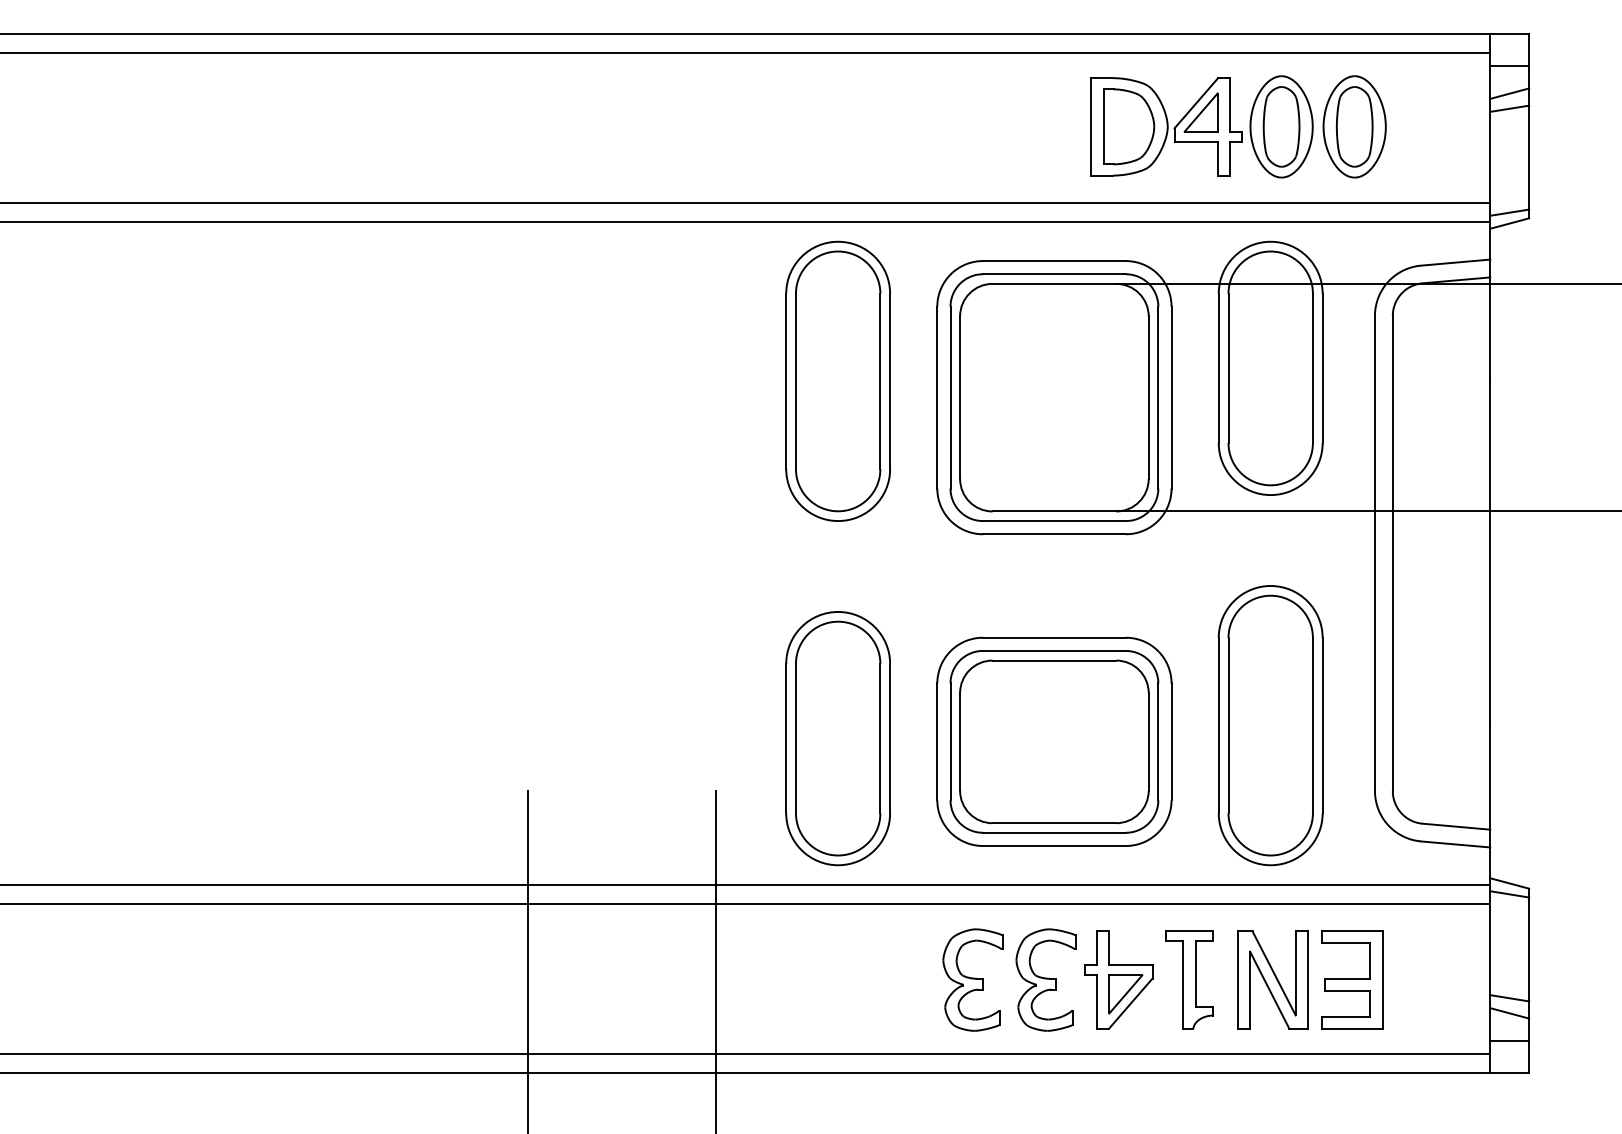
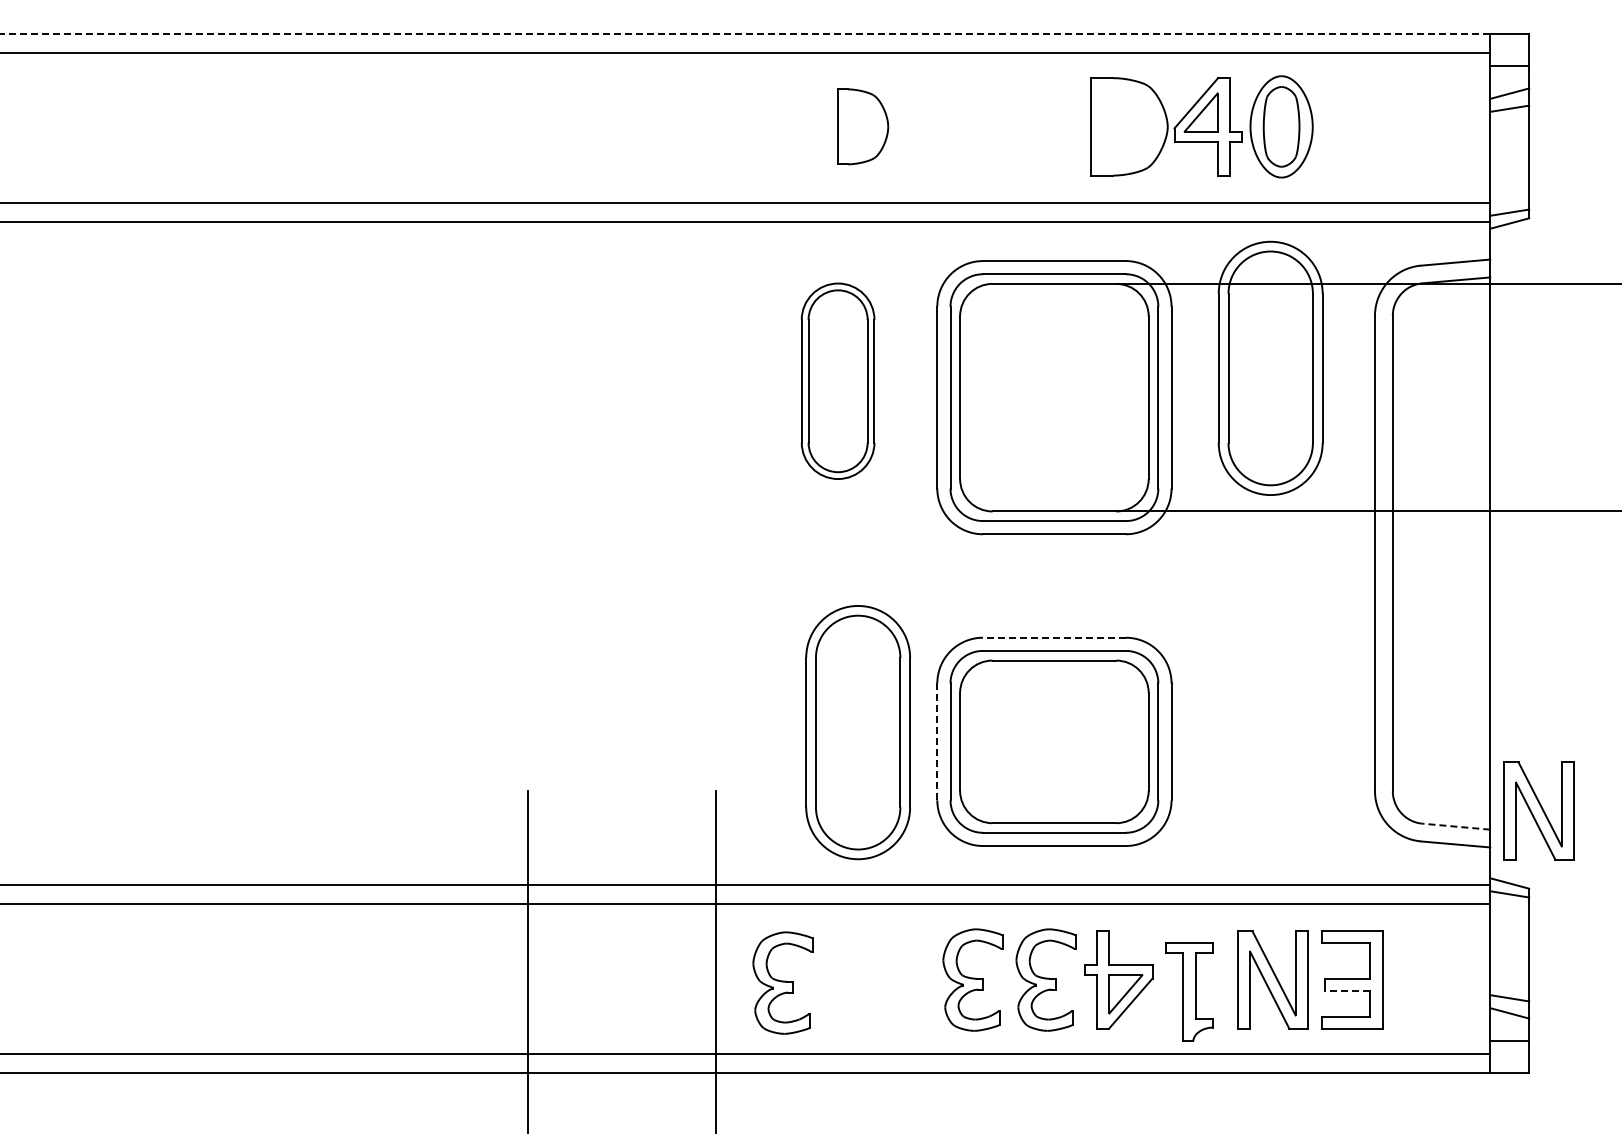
line: solid -> dashed (744, 33)
part position: (1129, 126) -> (863, 126) (863, 126)
part: present -> none (1354, 126)
part size: 106x282 px -> 76x198 px (837, 380)
line: solid -> dashed (1053, 637)
part: present -> none (1270, 725)
part position: (837, 738) -> (857, 732) (857, 732)
line: solid -> dashed (937, 742)
part: none -> present (1538, 810)
line: solid -> dashed (1455, 826)
part position: (1189, 979) -> (1189, 991) (1189, 991)
part: none -> present (782, 982)
line: solid -> dashed (1347, 990)
